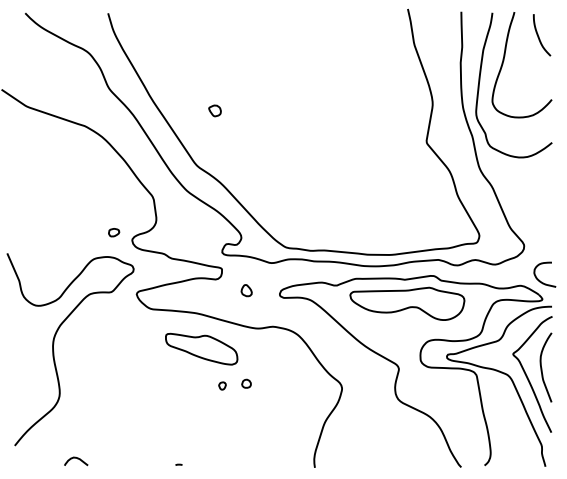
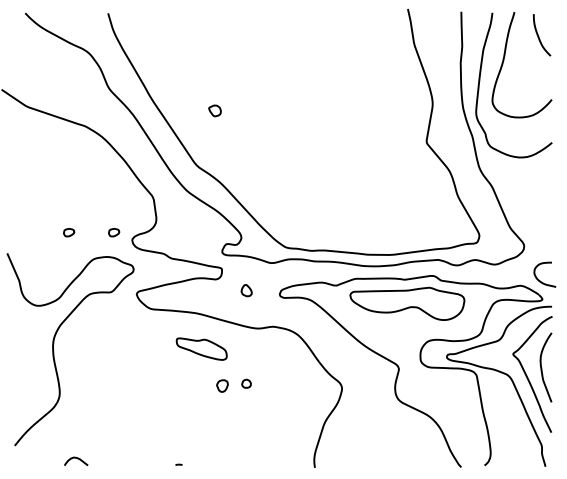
part: none -> present (69, 232)
part size: 74x34 px -> 53x24 px (201, 348)
part size: 9x10 px -> 13x14 px (222, 385)
